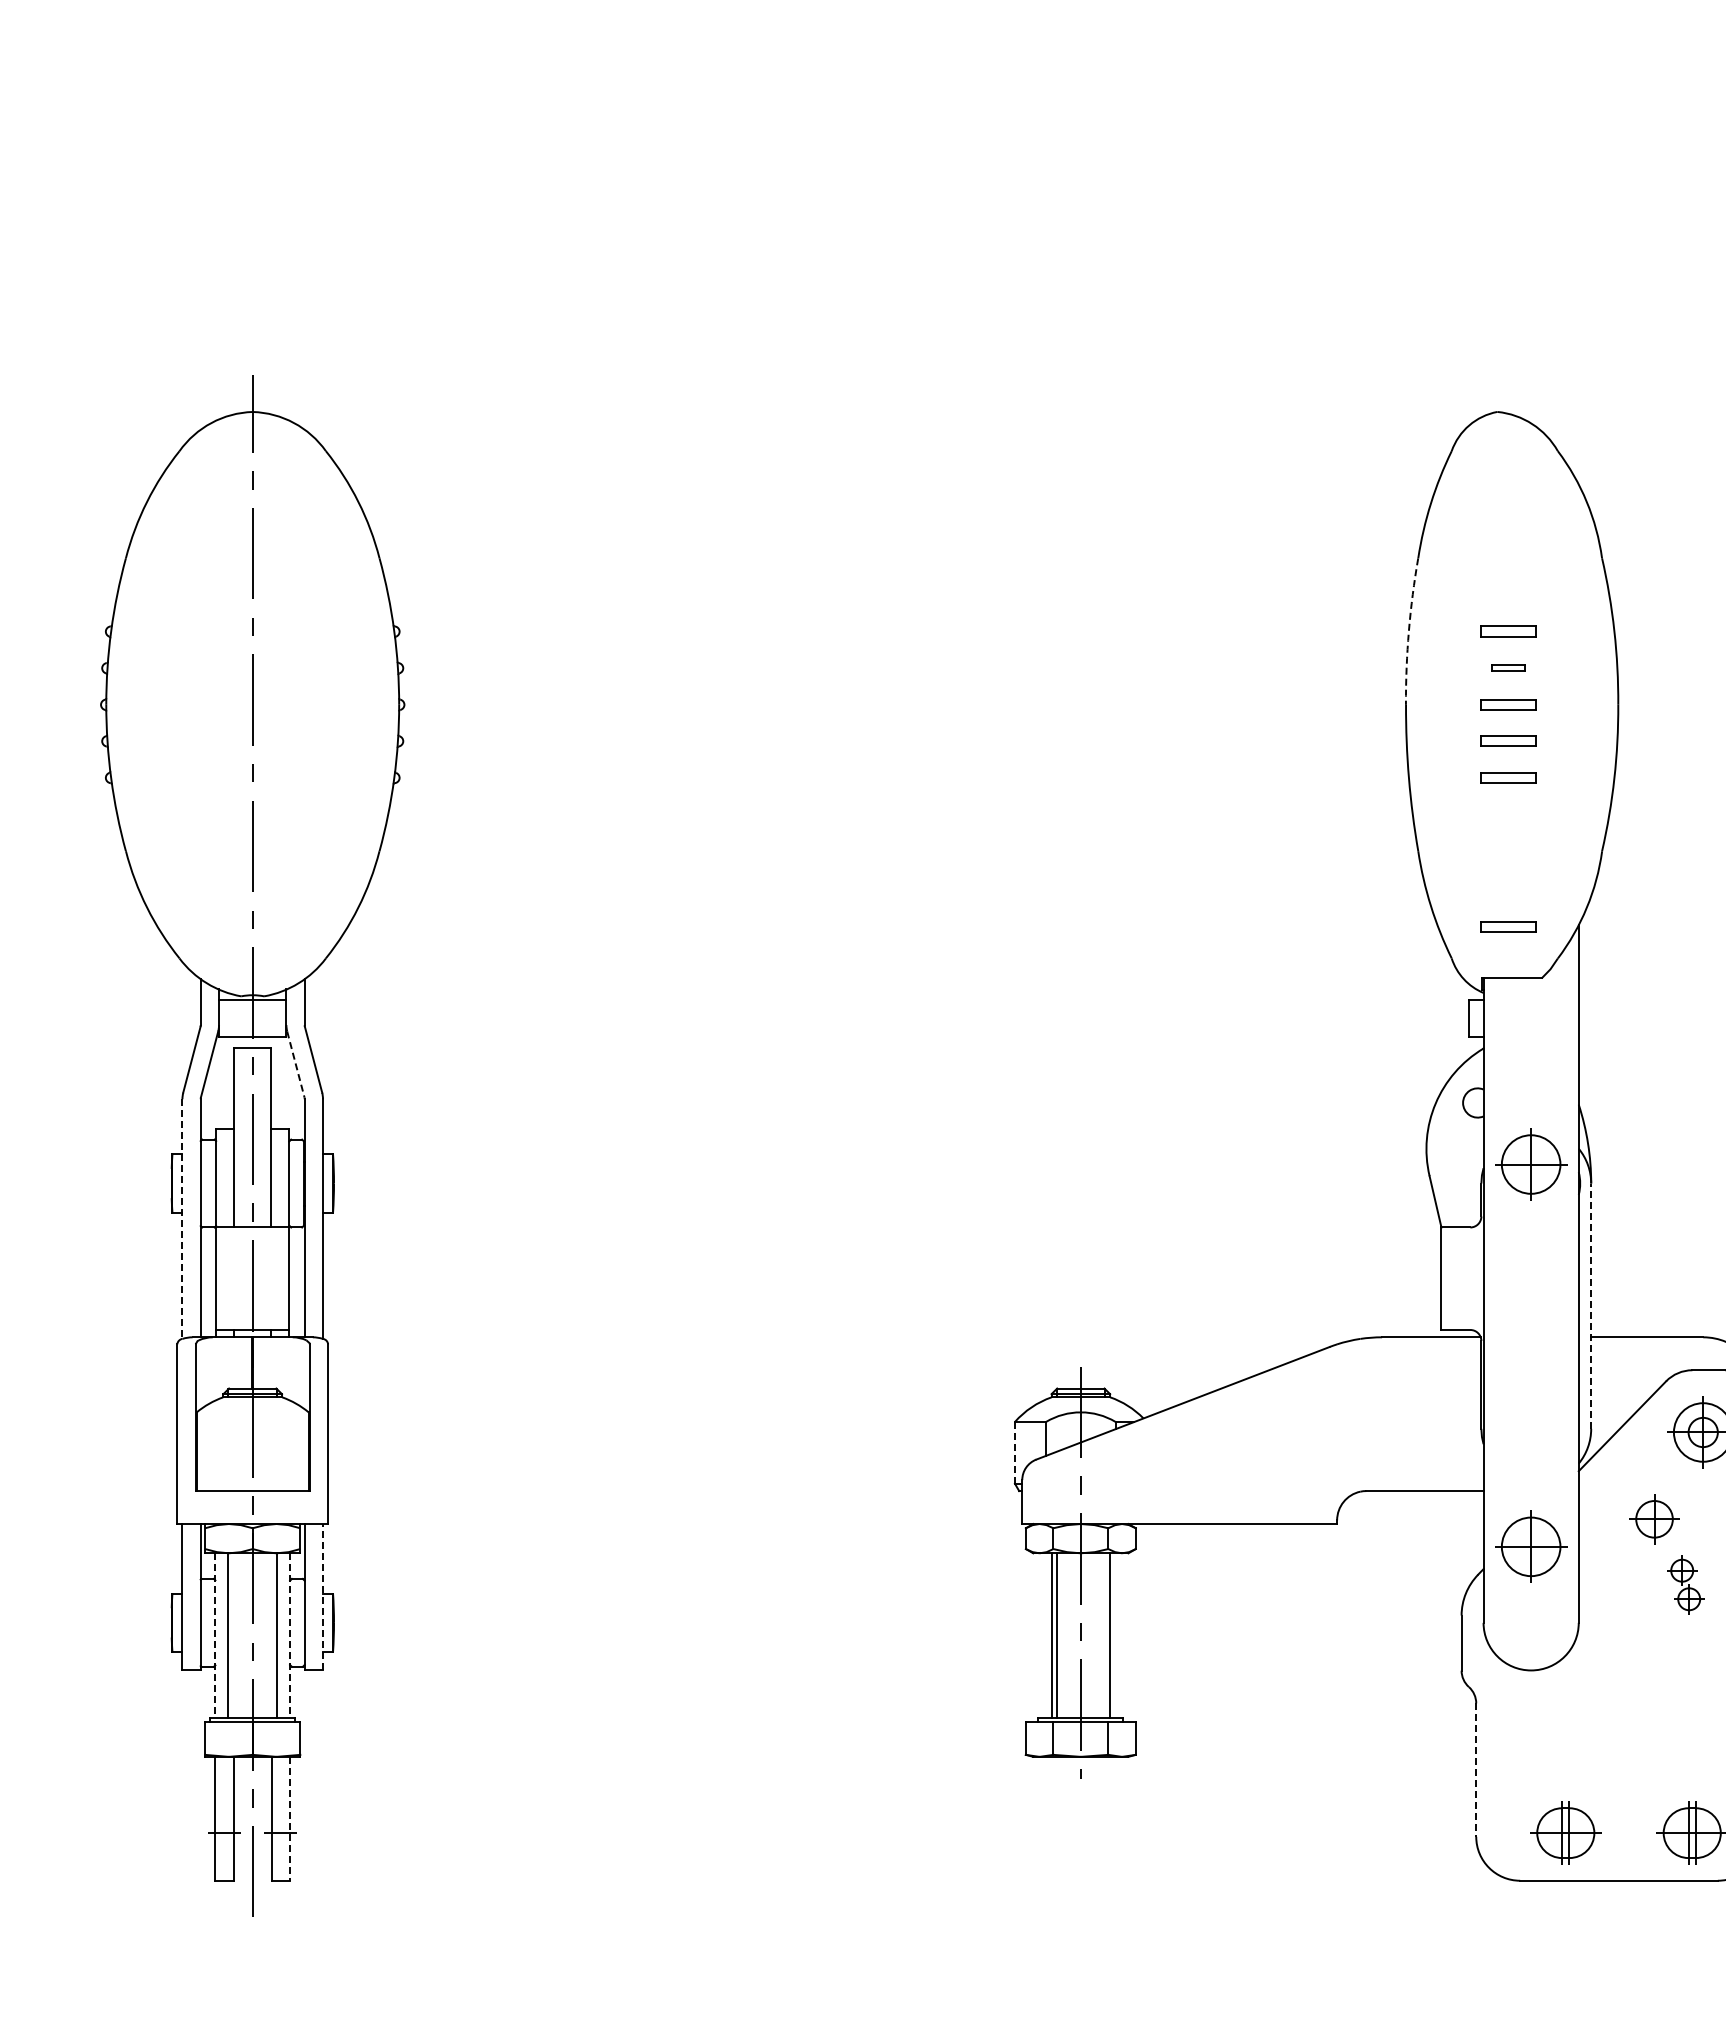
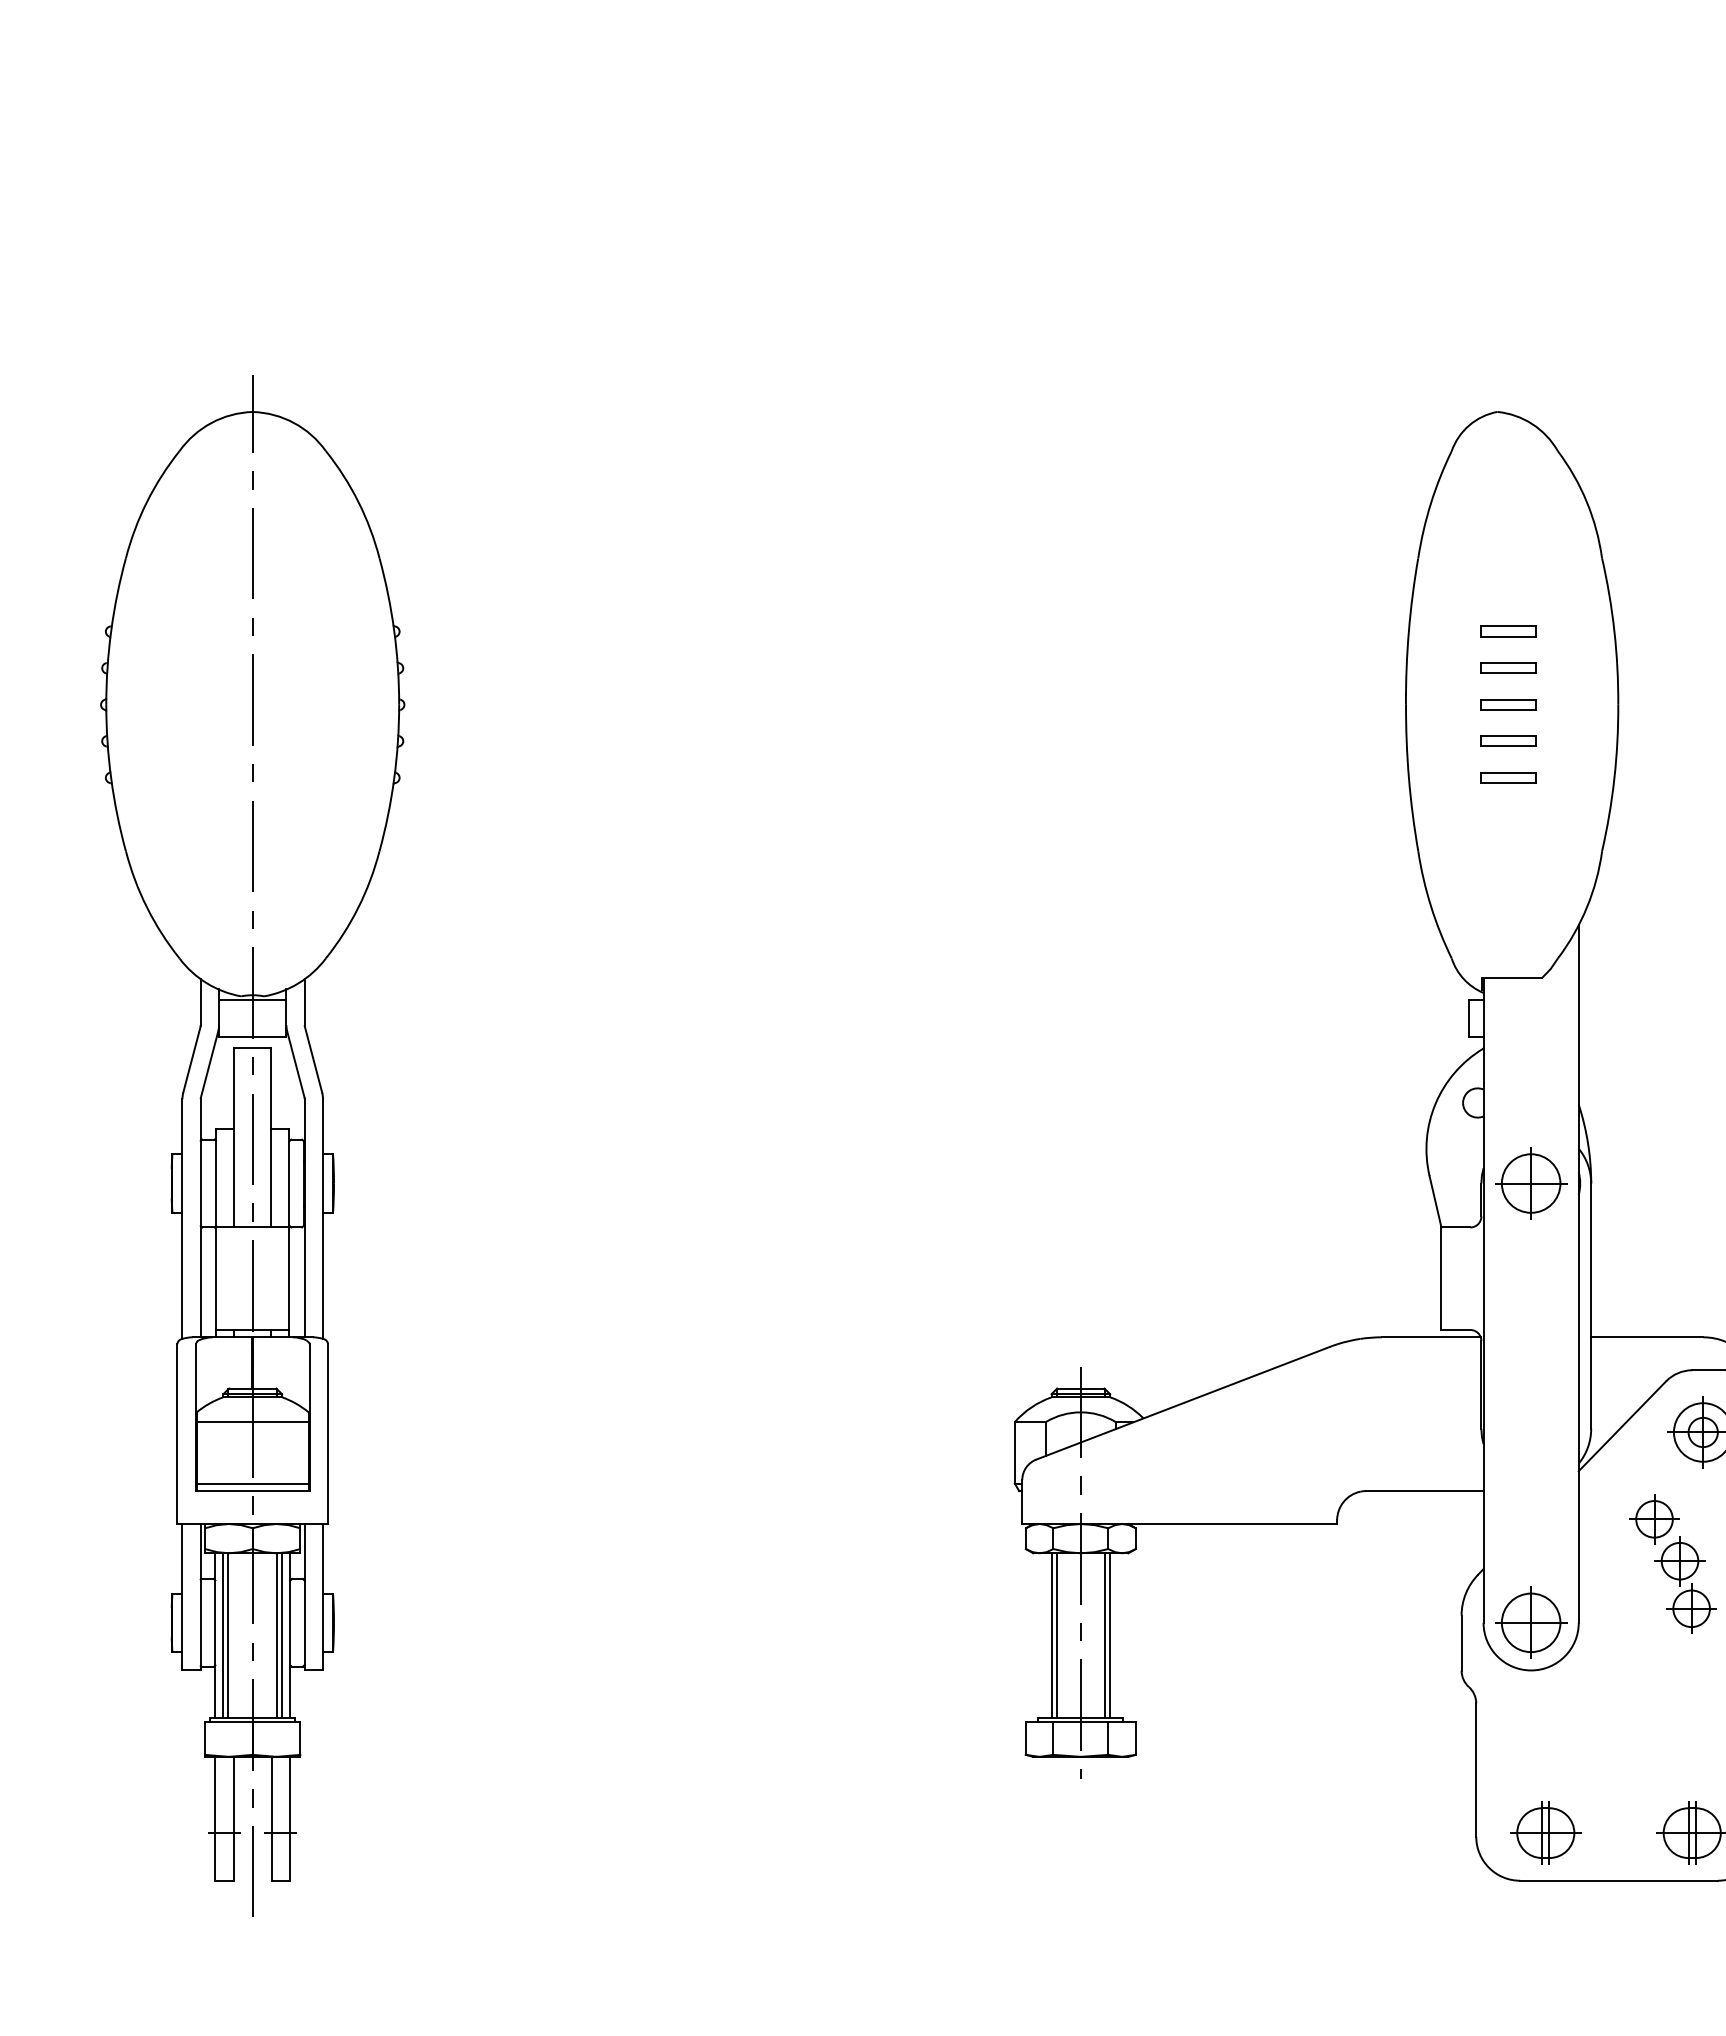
arc: dashed -> solid (1408, 631)
part size: 35x8 px -> 57x12 px (1508, 667)
part: present -> none (1508, 926)
line: dashed -> solid (295, 1064)
part position: (1531, 1164) -> (1531, 1183) (1531, 1183)
line: dashed -> solid (182, 1219)
line: dashed -> solid (1591, 1306)
line: none -> present (252, 1421)
line: dashed -> solid (1014, 1452)
line: none -> present (252, 1483)
part position: (1531, 1546) -> (1531, 1622) (1531, 1622)
part size: 38x60 px -> 63x98 px (1685, 1584)
line: dashed -> solid (323, 1596)
line: none -> present (223, 1635)
line: none -> present (282, 1635)
line: none -> present (1105, 1635)
line: dashed -> solid (215, 1636)
line: dashed -> solid (290, 1636)
line: dashed -> solid (1476, 1770)
line: dashed -> solid (290, 1818)
part position: (1565, 1832) -> (1545, 1832) (1545, 1832)
